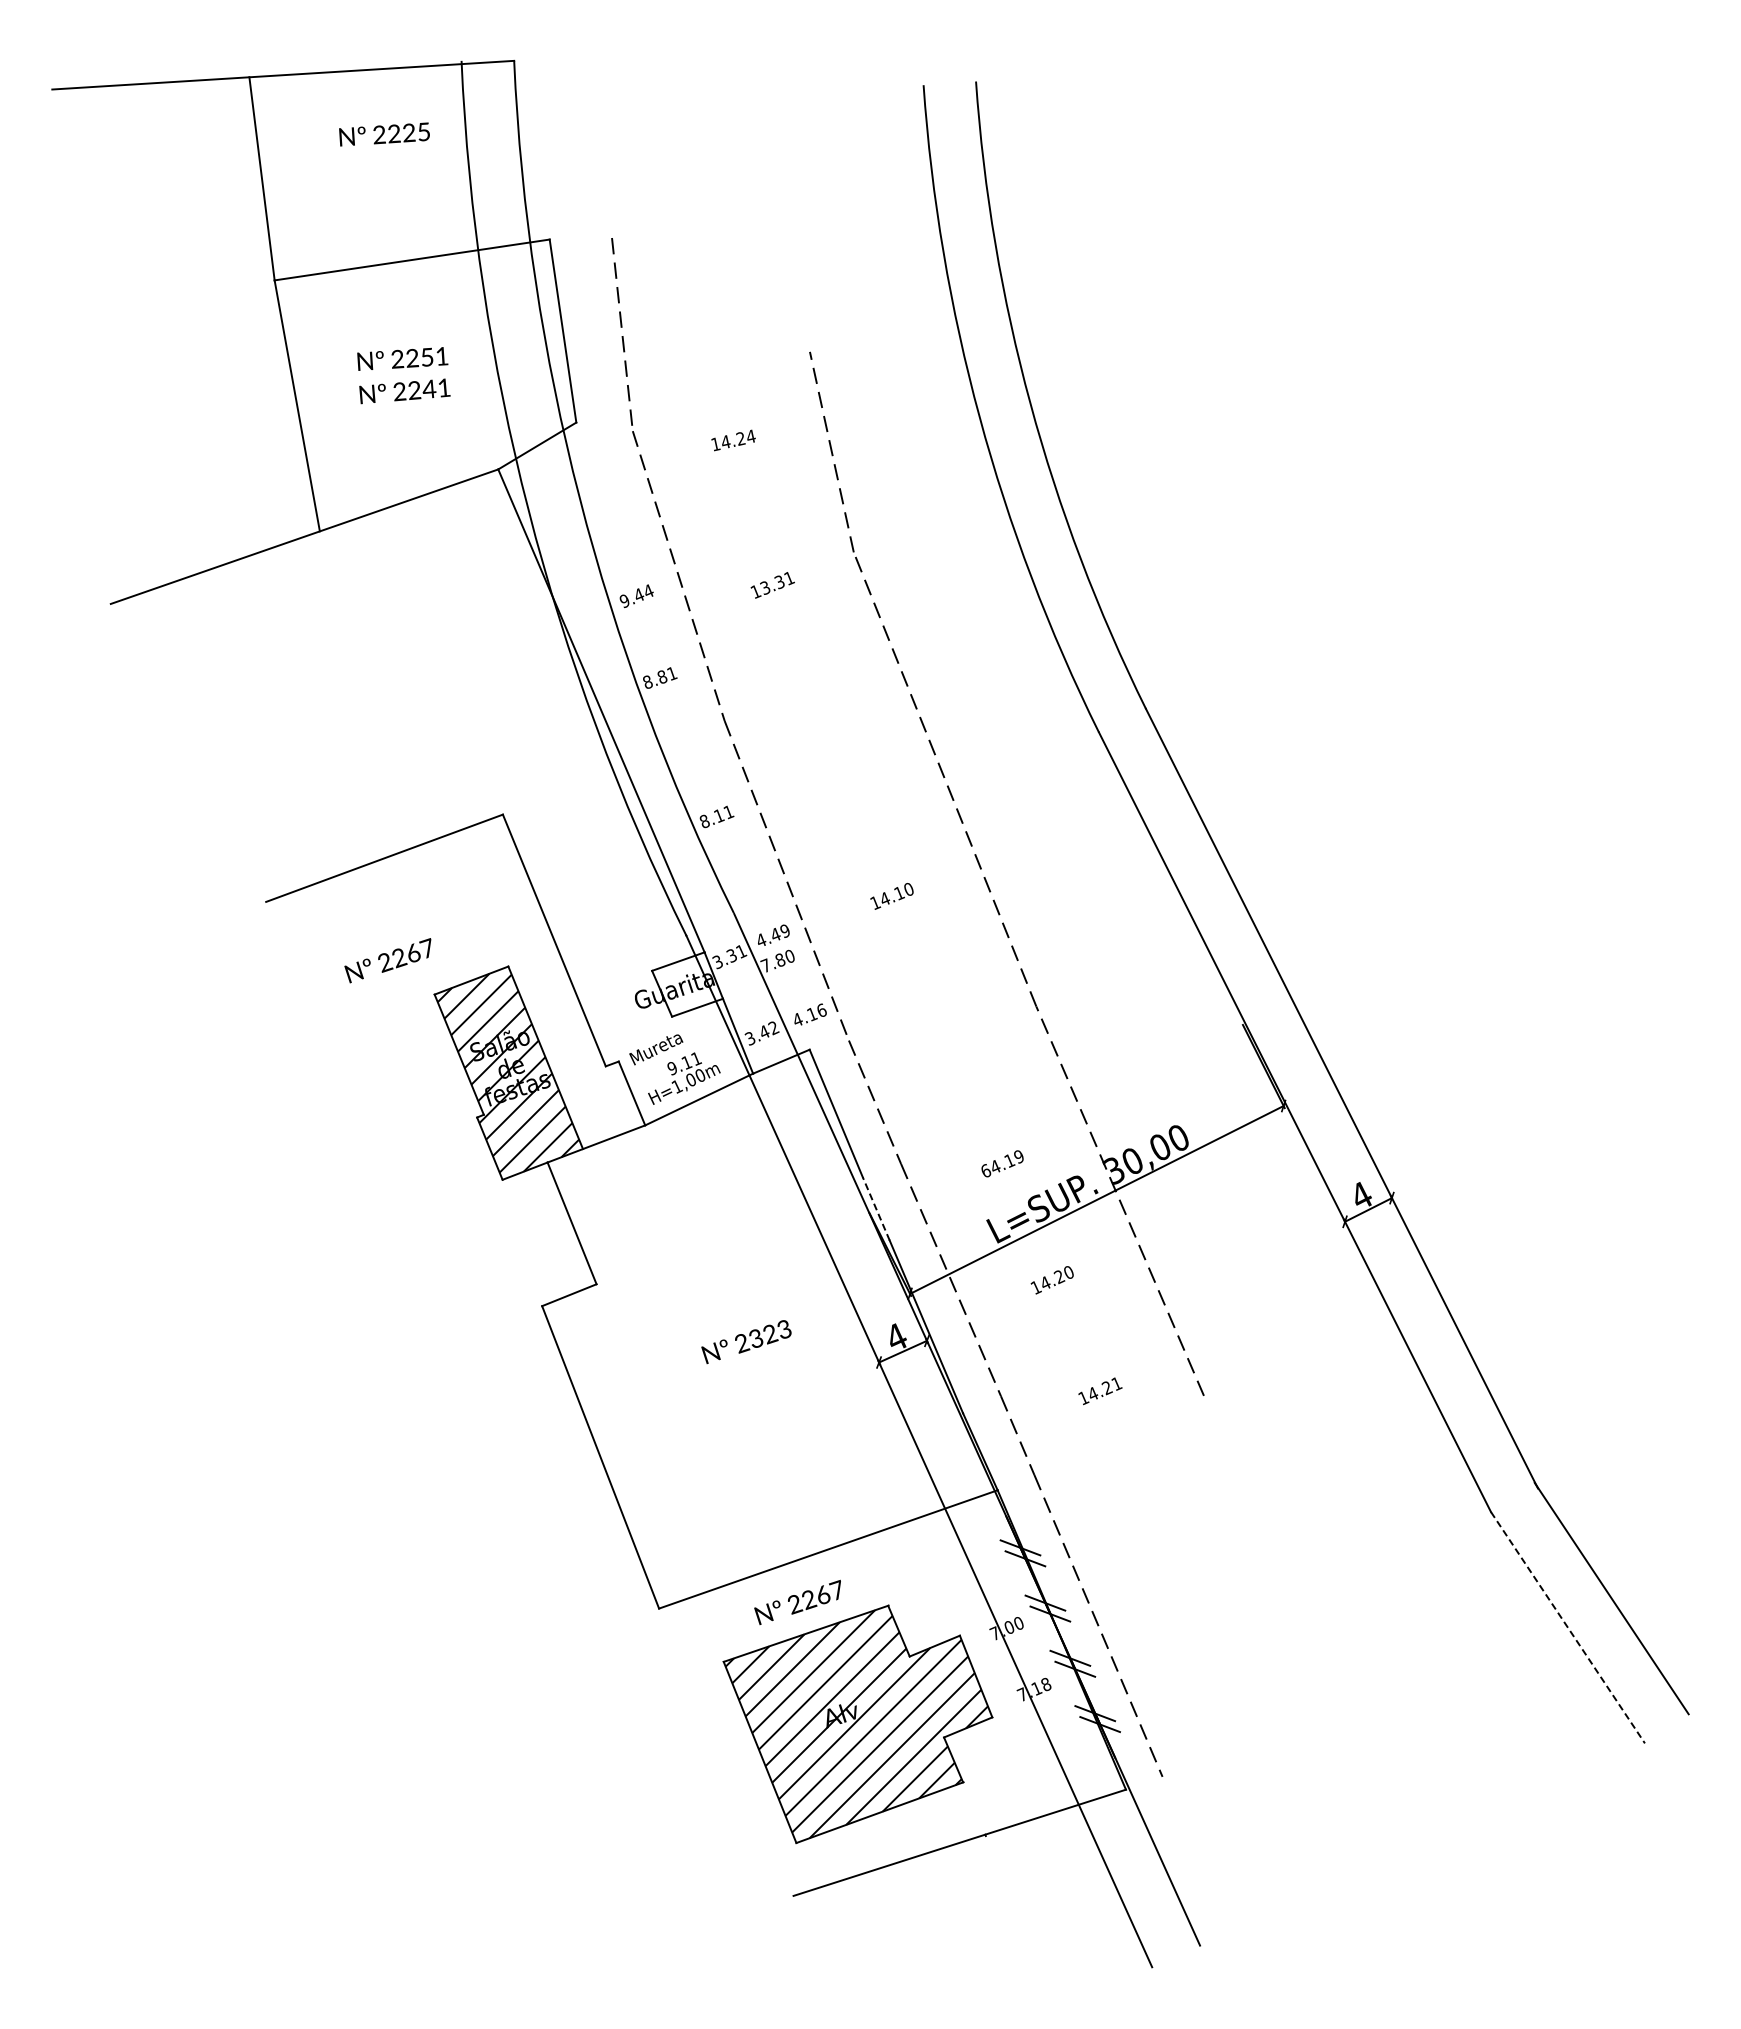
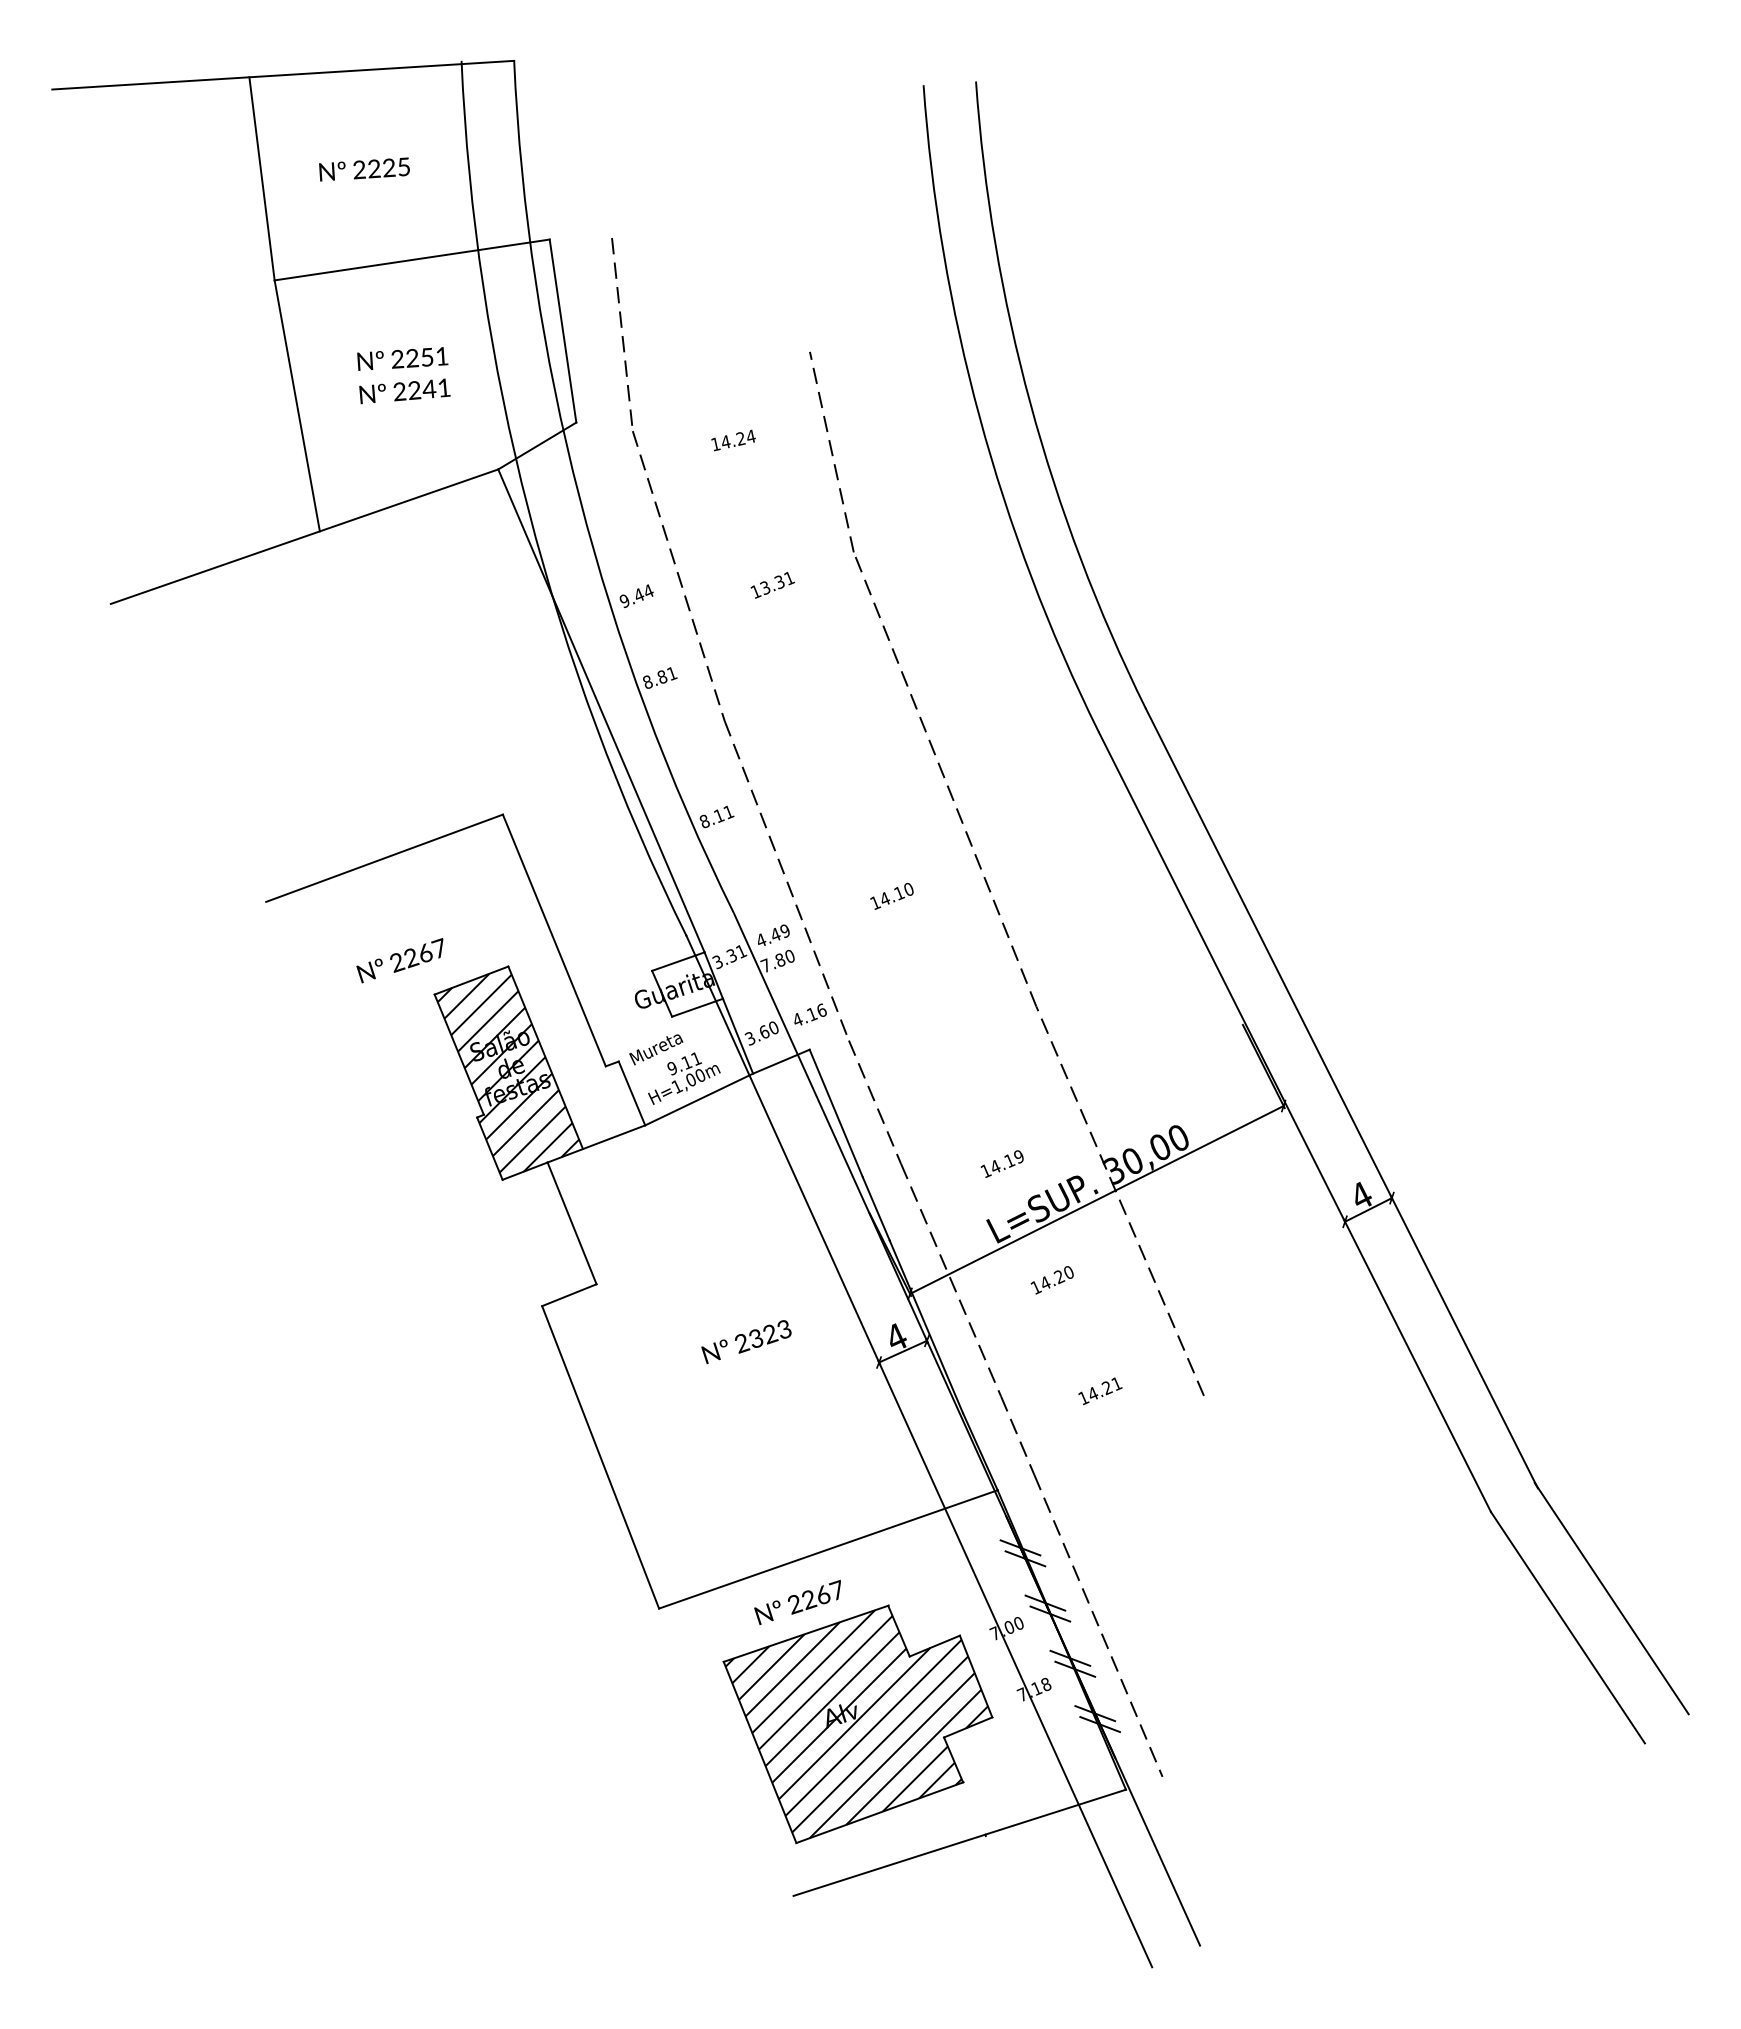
text position: (384, 134) -> (364, 169) (364, 169)
text position: (387, 960) -> (399, 960) (399, 960)
text: 3.42 -> 3.60 (769, 1030)
text: 64.19 -> 14.19 (985, 1170)
line: dashed -> solid (876, 1208)
line: dashed -> solid (1567, 1627)
